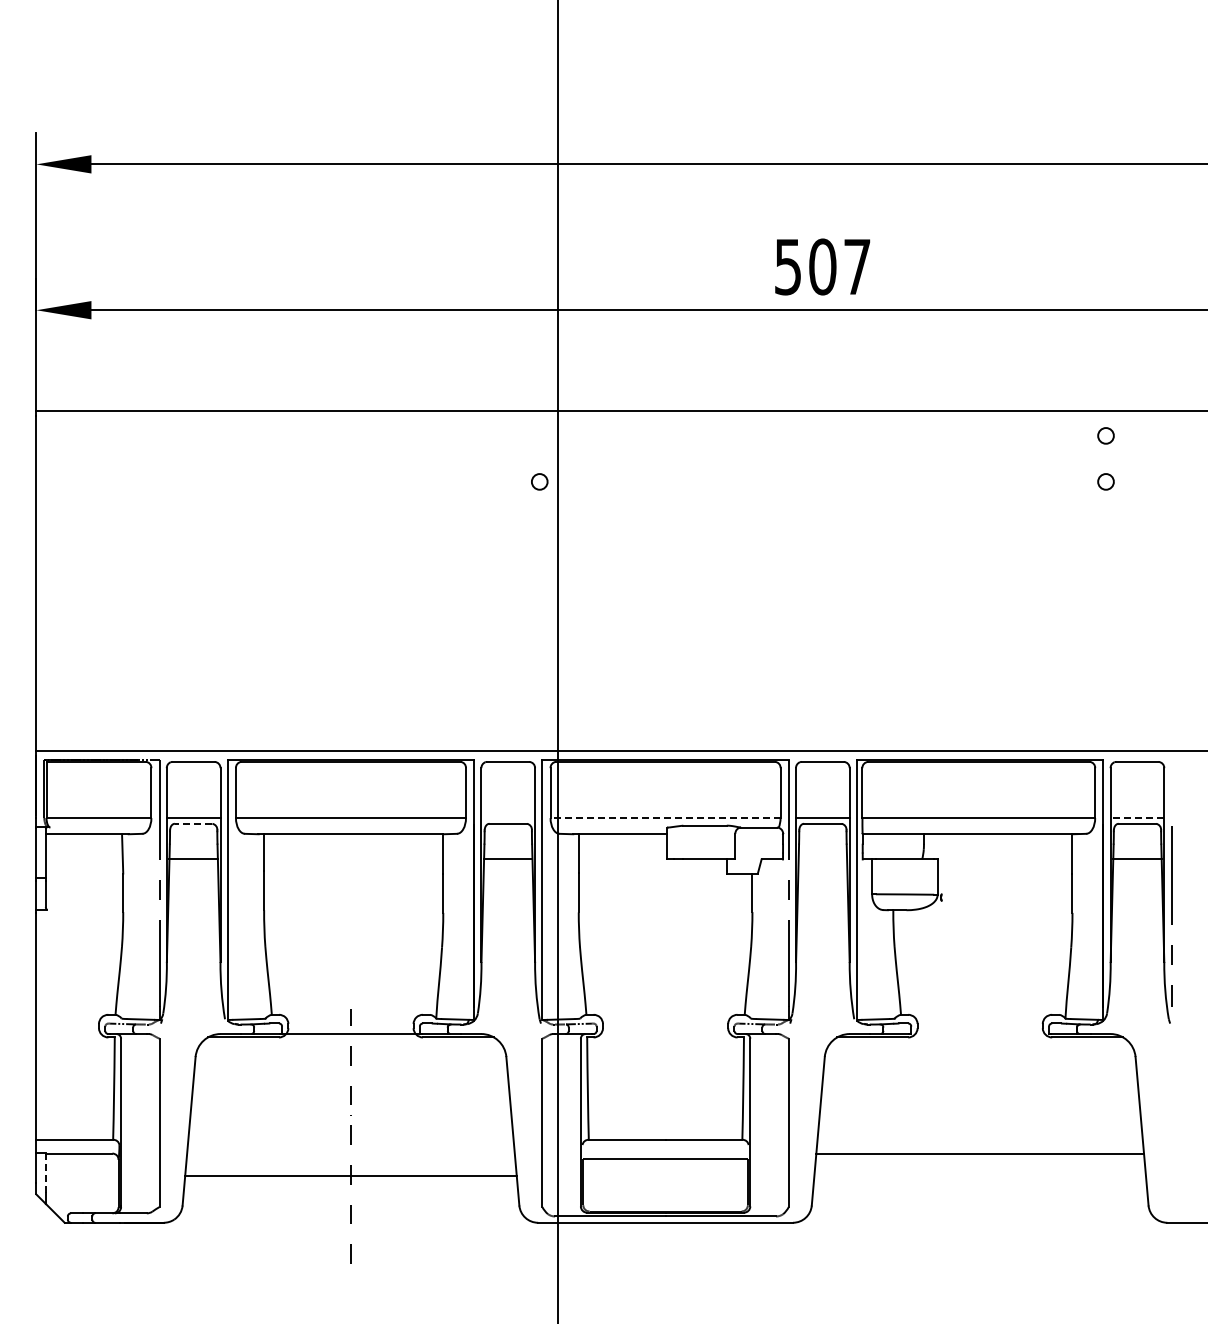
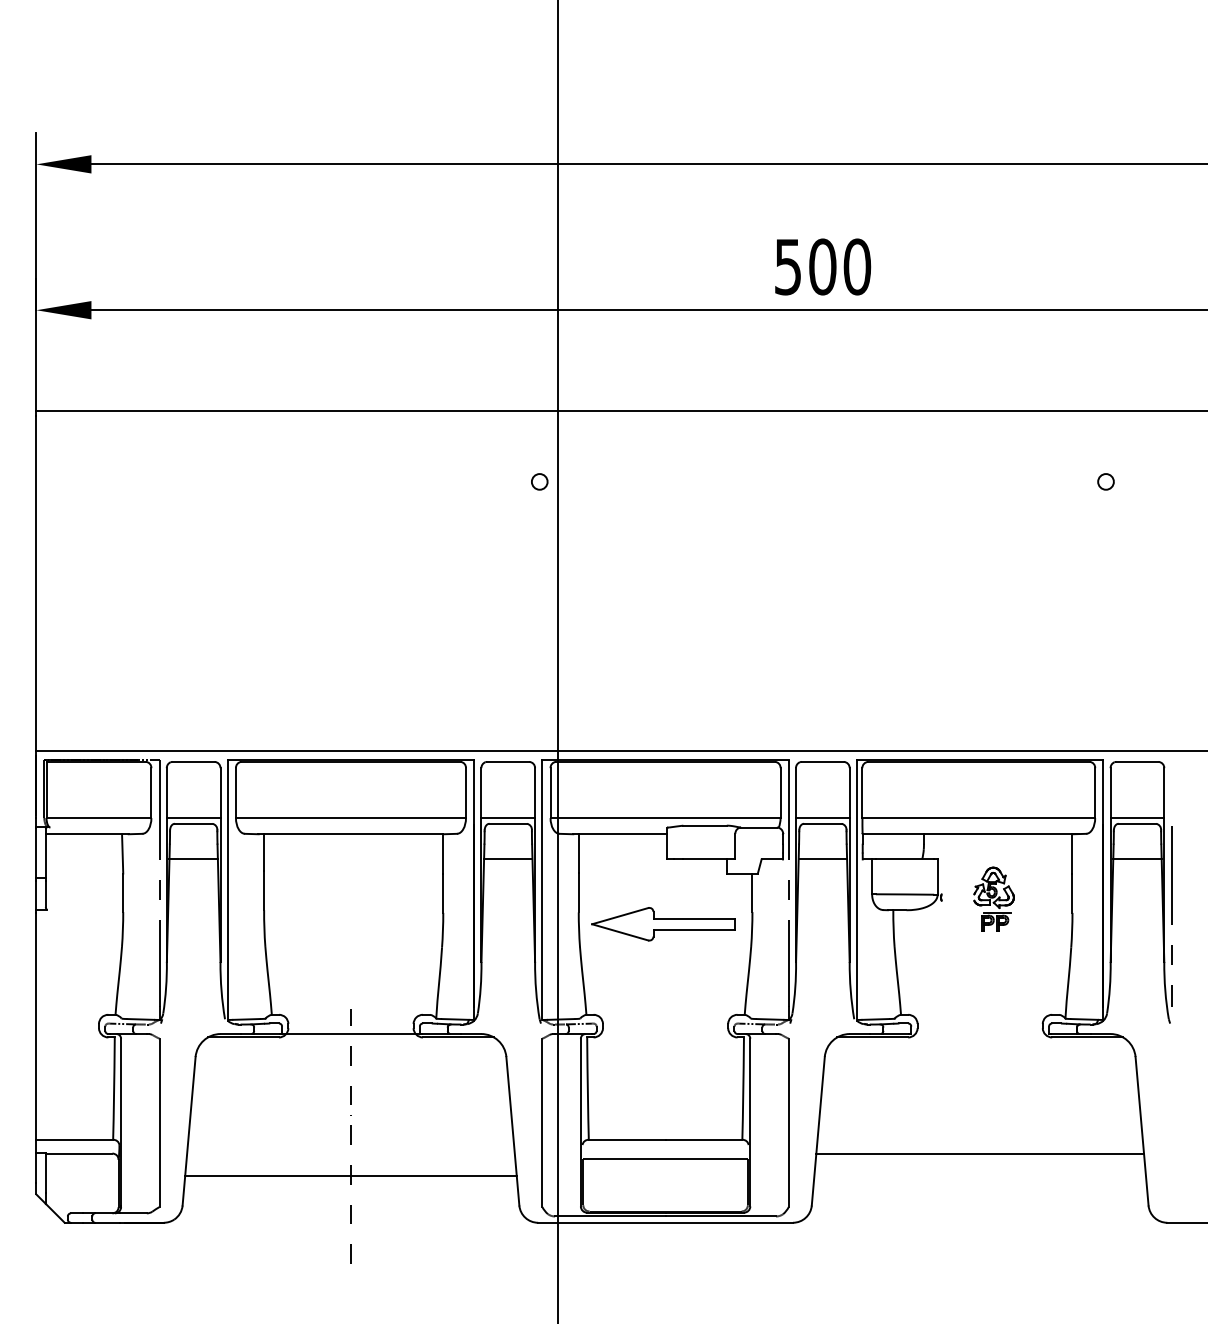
text: 507 -> 500 (857, 266)
circle: present -> none (1105, 435)
line: none -> present (508, 818)
line: dashed -> solid (665, 818)
line: dashed -> solid (1137, 818)
line: dashed -> solid (193, 823)
line: none -> present (822, 859)
part: none -> present (993, 898)
part: none -> present (663, 924)
line: dashed -> solid (45, 1173)
